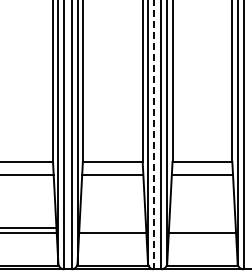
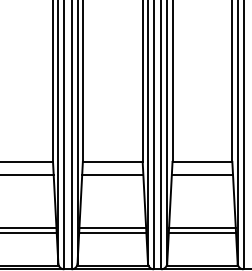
line: dashed -> solid (153, 135)
line: none -> present (112, 227)
line: none -> present (202, 227)
